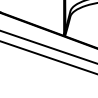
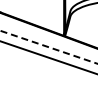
line: solid -> dashed (48, 47)
